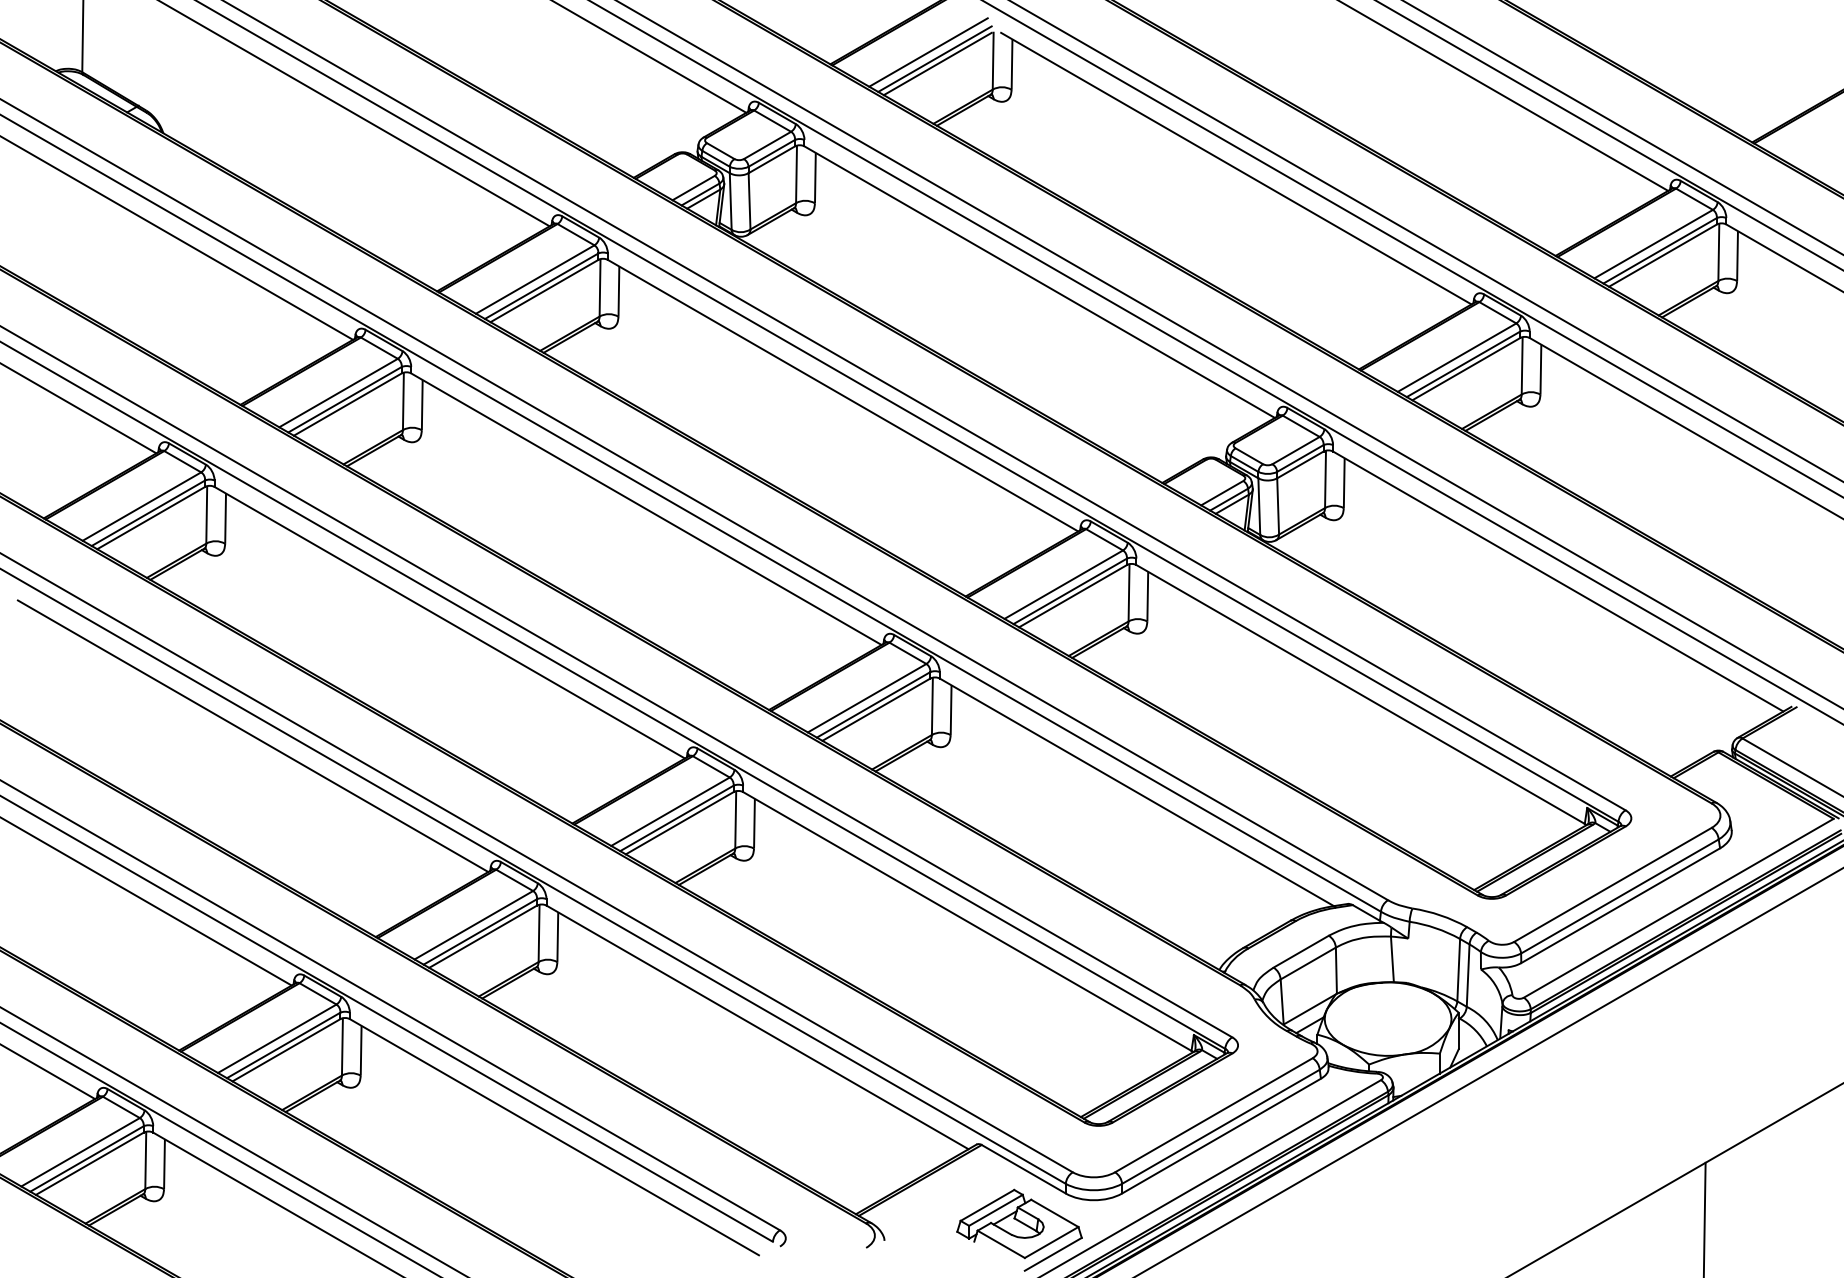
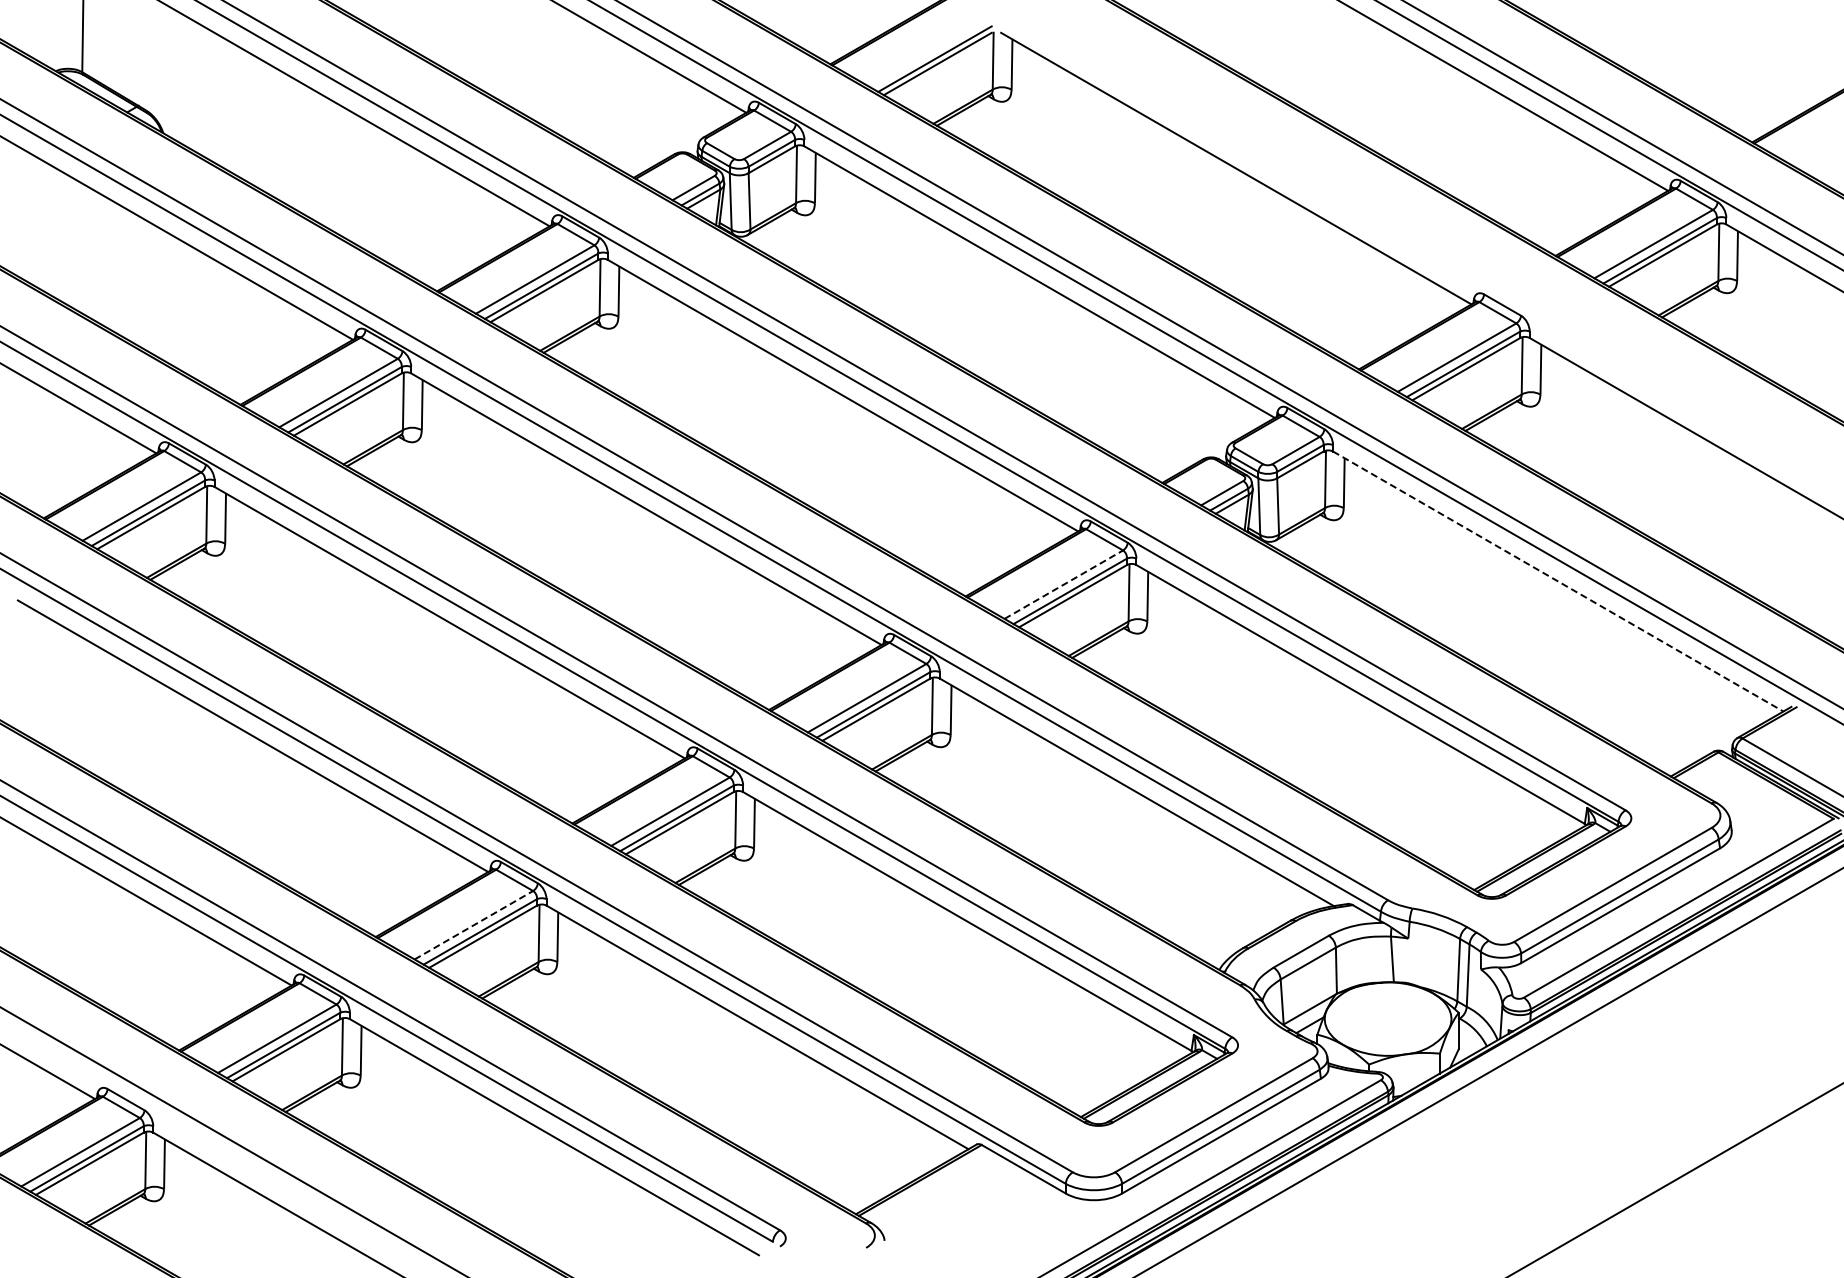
line: present -> none (928, 52)
line: present -> none (1426, 241)
line: present -> none (1412, 248)
line: solid -> dashed (1558, 581)
line: solid -> dashed (1064, 584)
line: solid -> dashed (474, 924)
line: present -> none (219, 1148)
line: present -> none (1704, 1218)
part: present -> none (1019, 1229)
